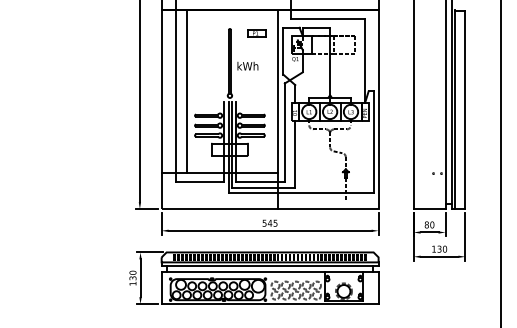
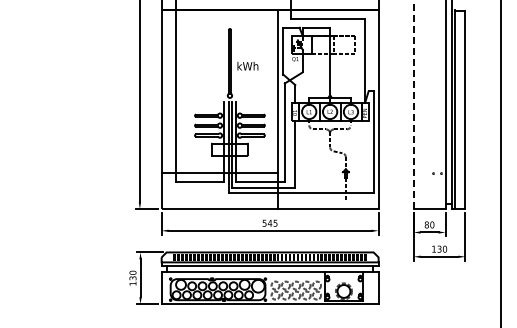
part: present -> none (256, 33)
line: present -> none (186, 91)
line: solid -> dashed (413, 104)
